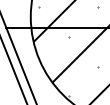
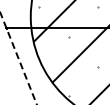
line: solid -> dashed (18, 57)
line: present -> none (14, 70)
